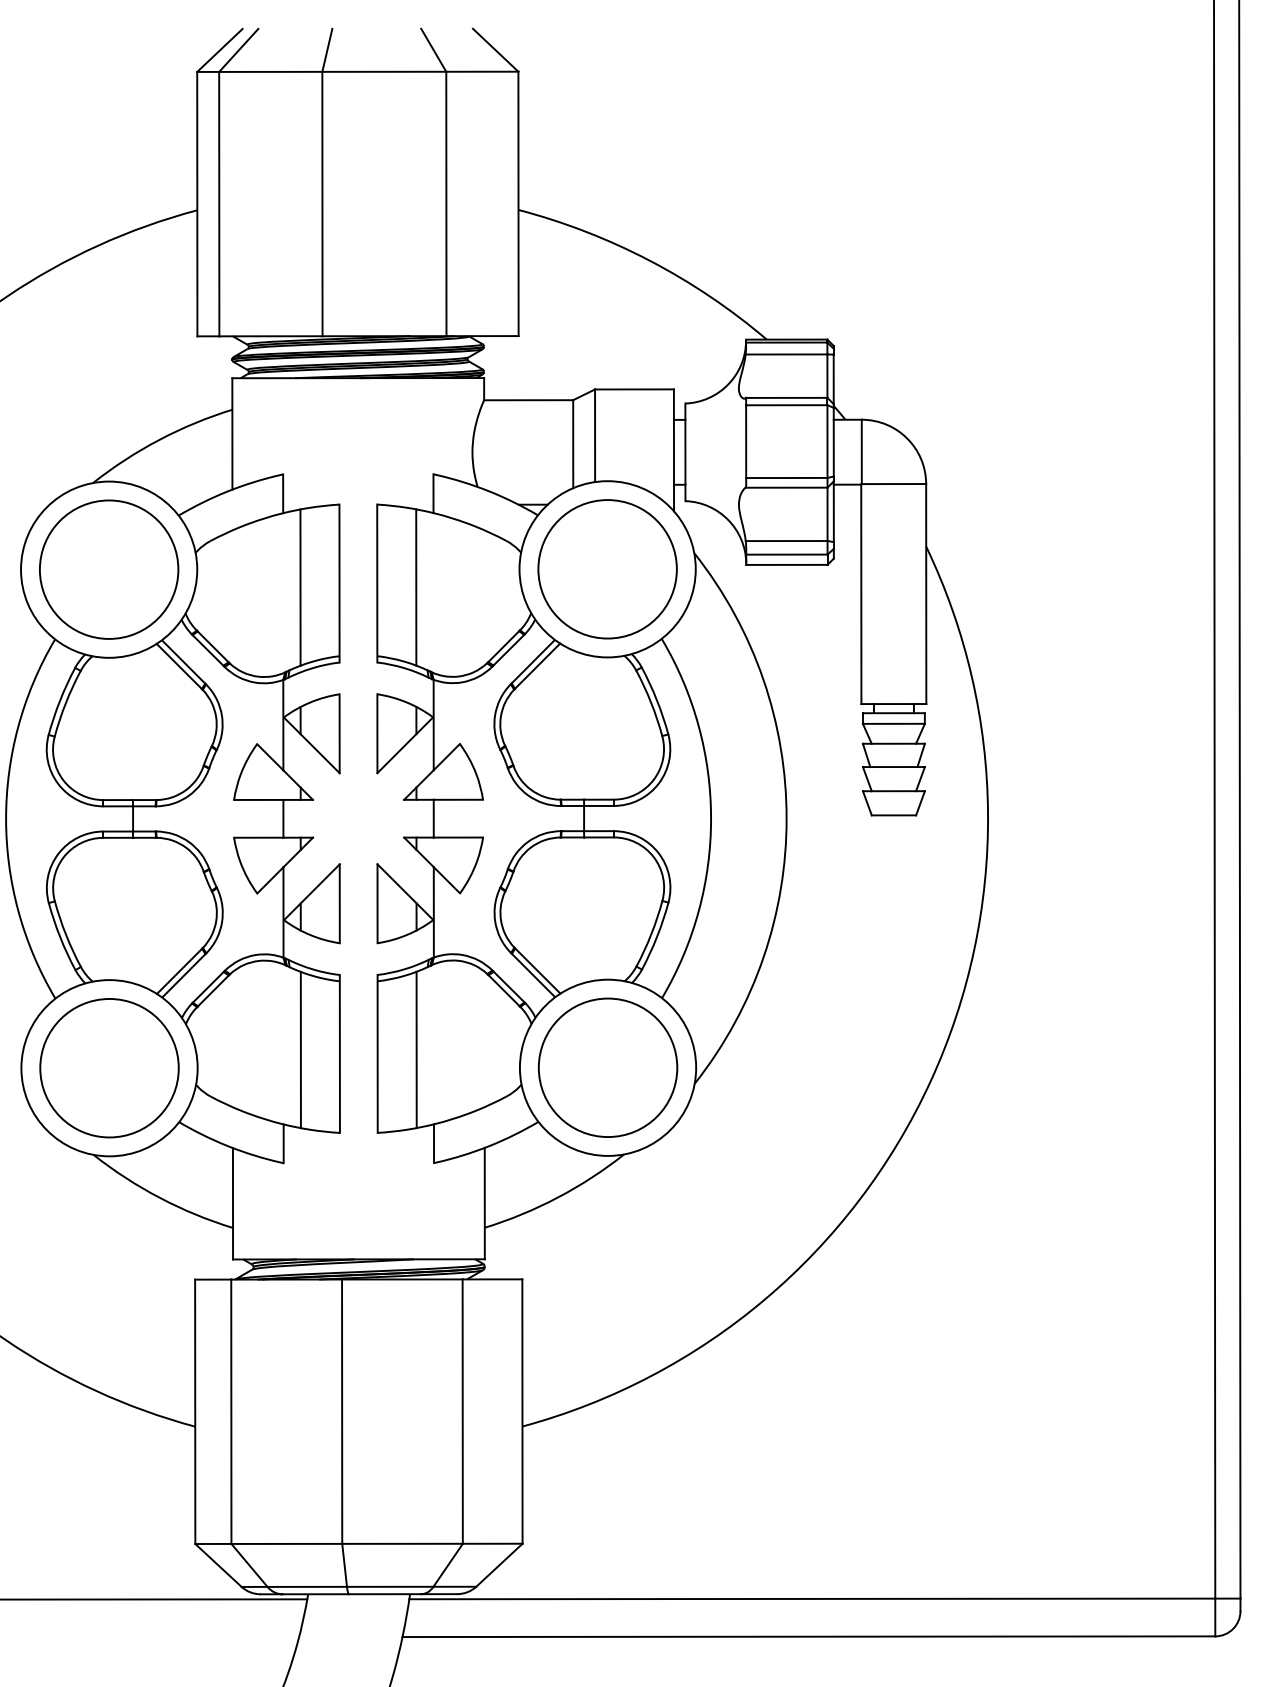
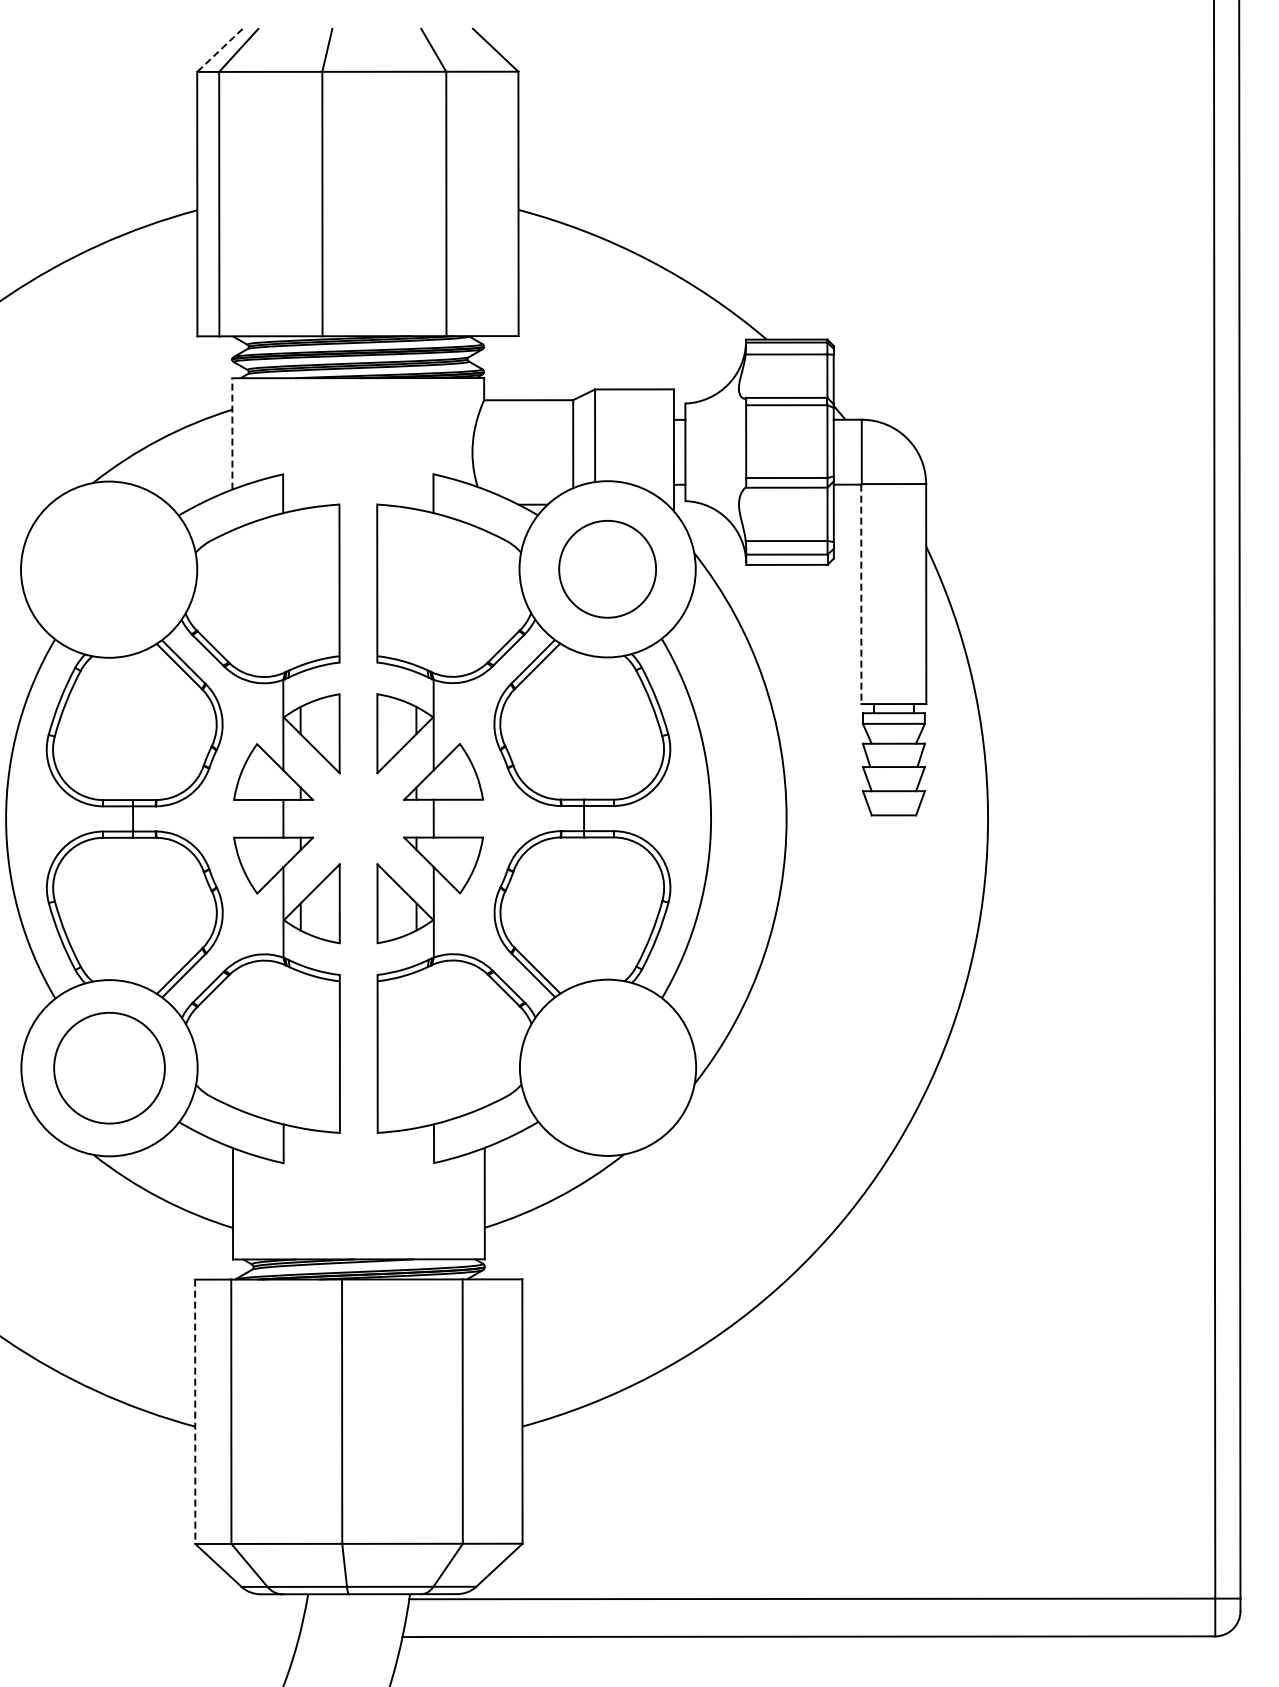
line: solid -> dashed (219, 50)
line: solid -> dashed (232, 433)
circle: present -> none (109, 569)
circle diameter: 138 px -> 97 px (607, 568)
line: present -> none (300, 587)
line: present -> none (416, 587)
line: solid -> dashed (861, 594)
line: present -> none (300, 1049)
line: present -> none (416, 1049)
circle diameter: 138 px -> 111 px (109, 1067)
circle: present -> none (607, 1067)
line: solid -> dashed (195, 1412)
line: present -> none (154, 1599)
